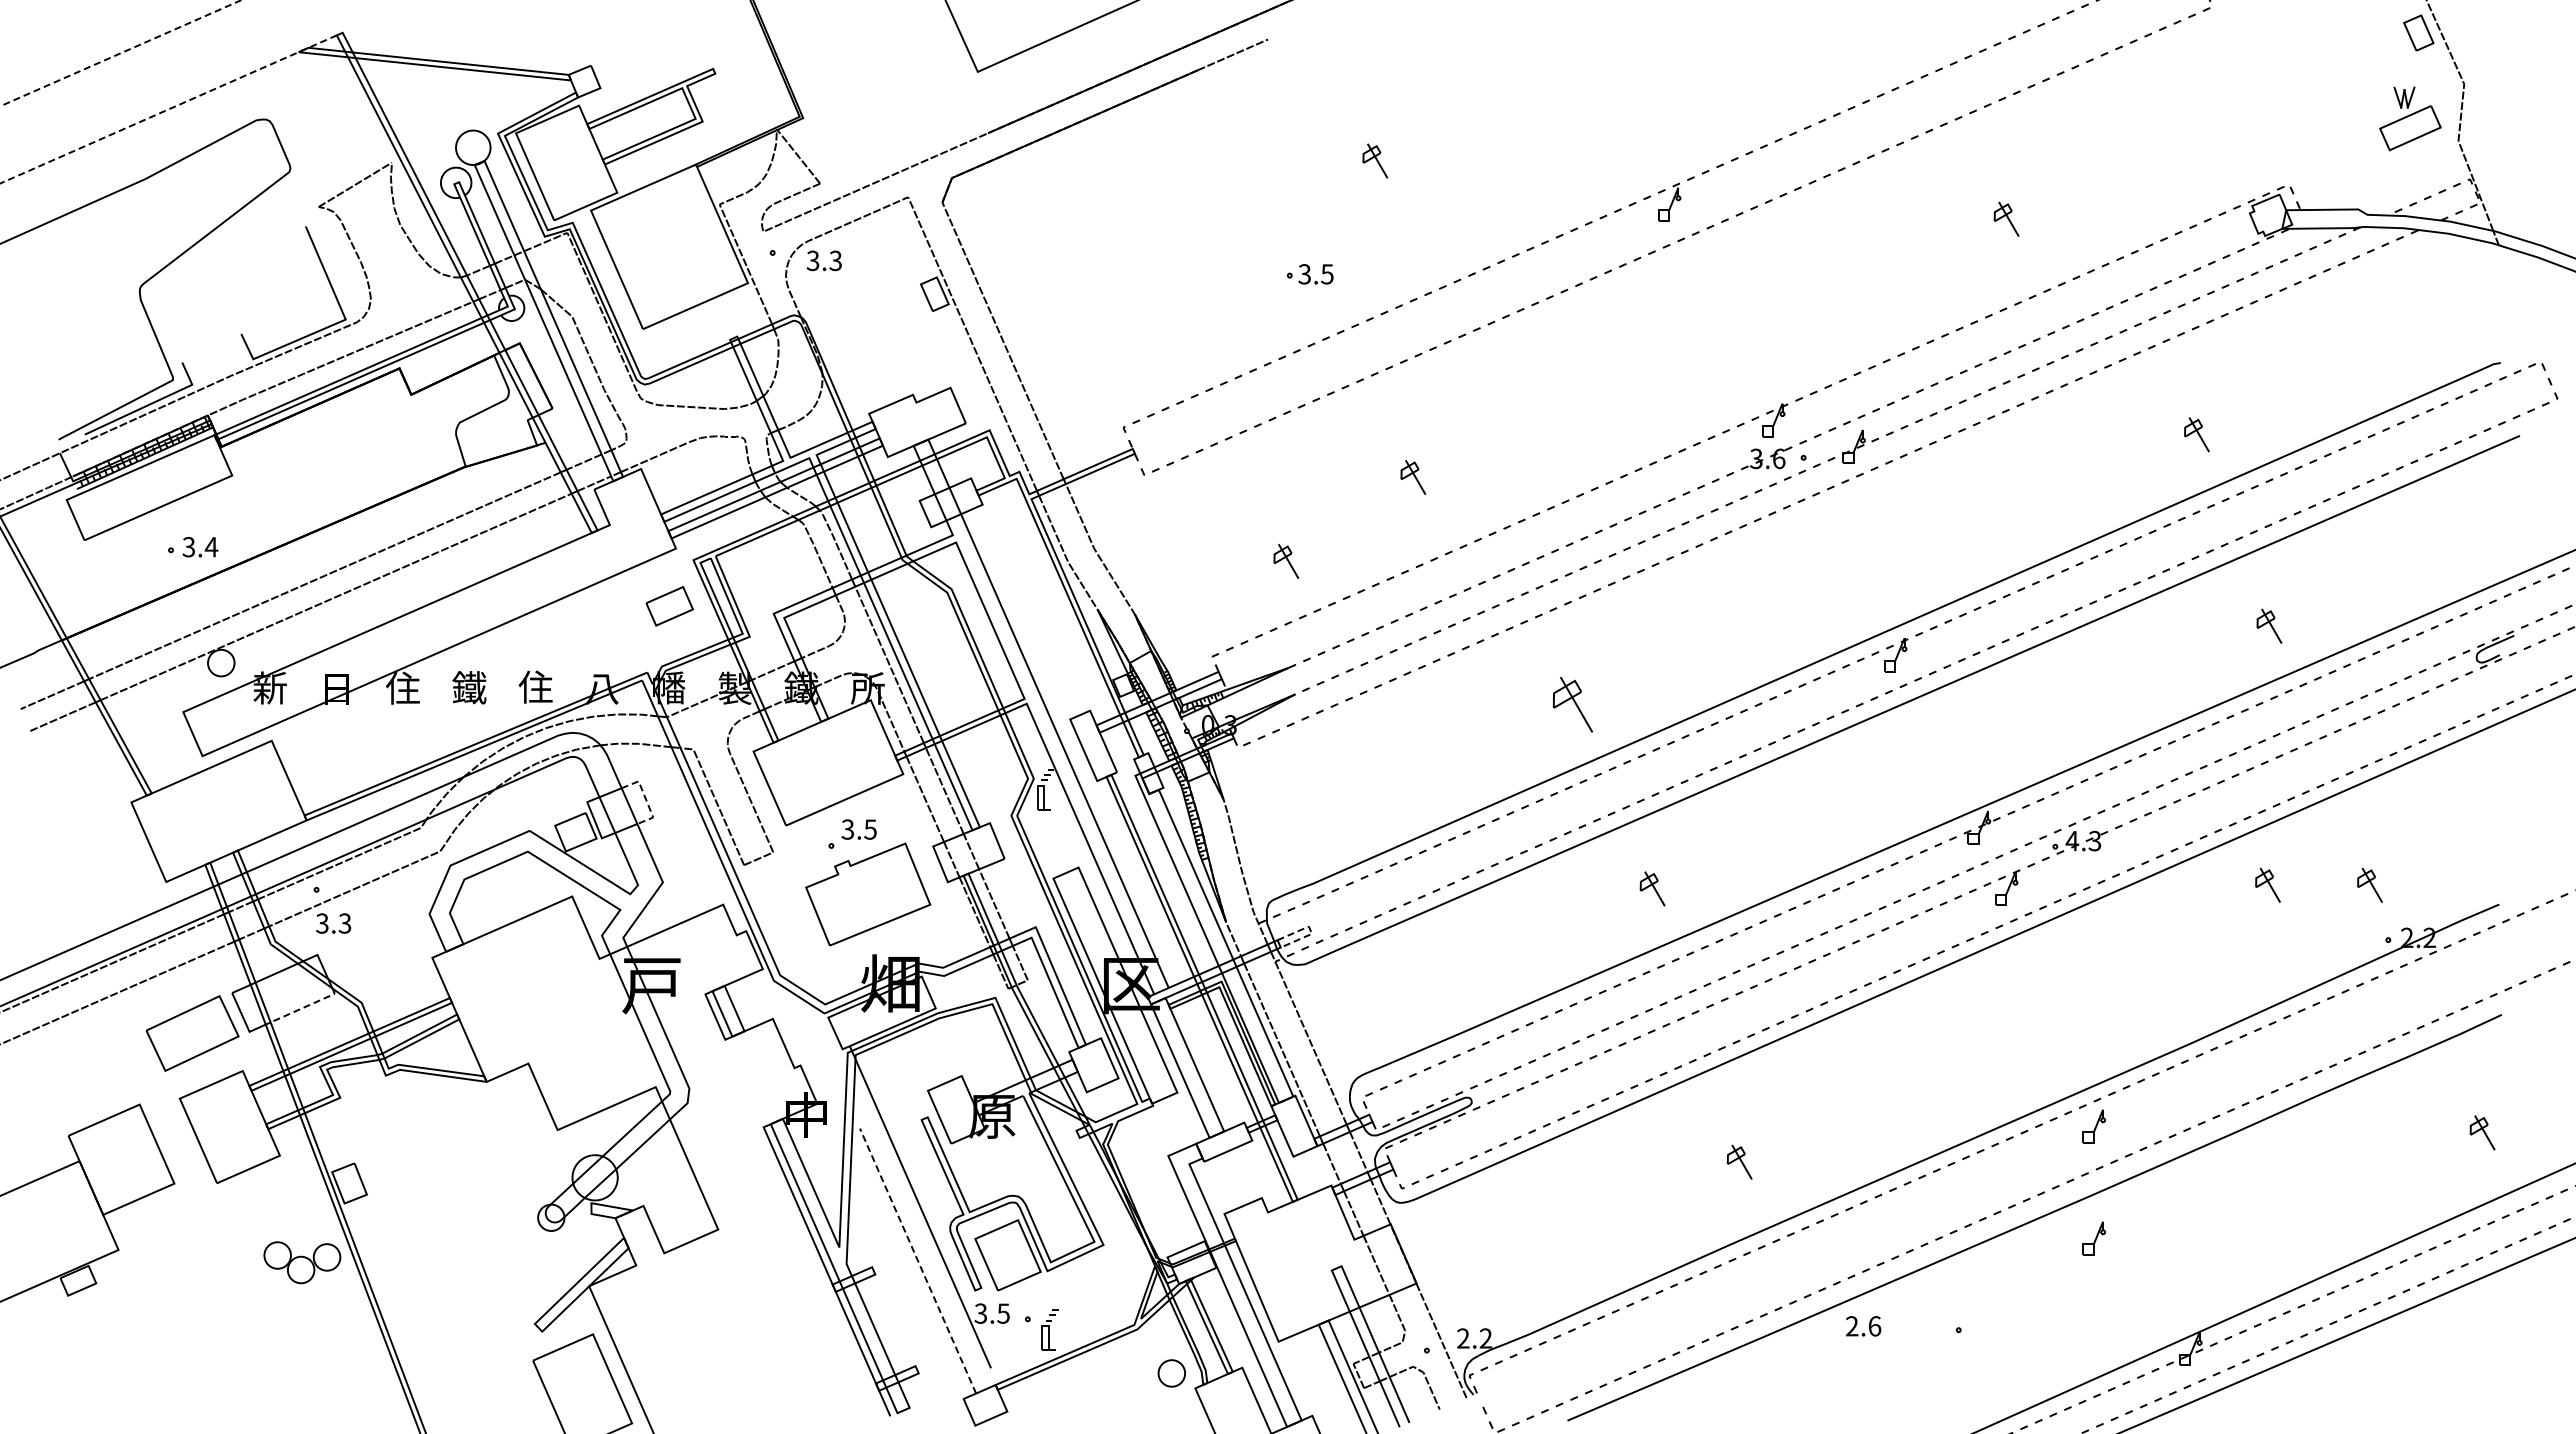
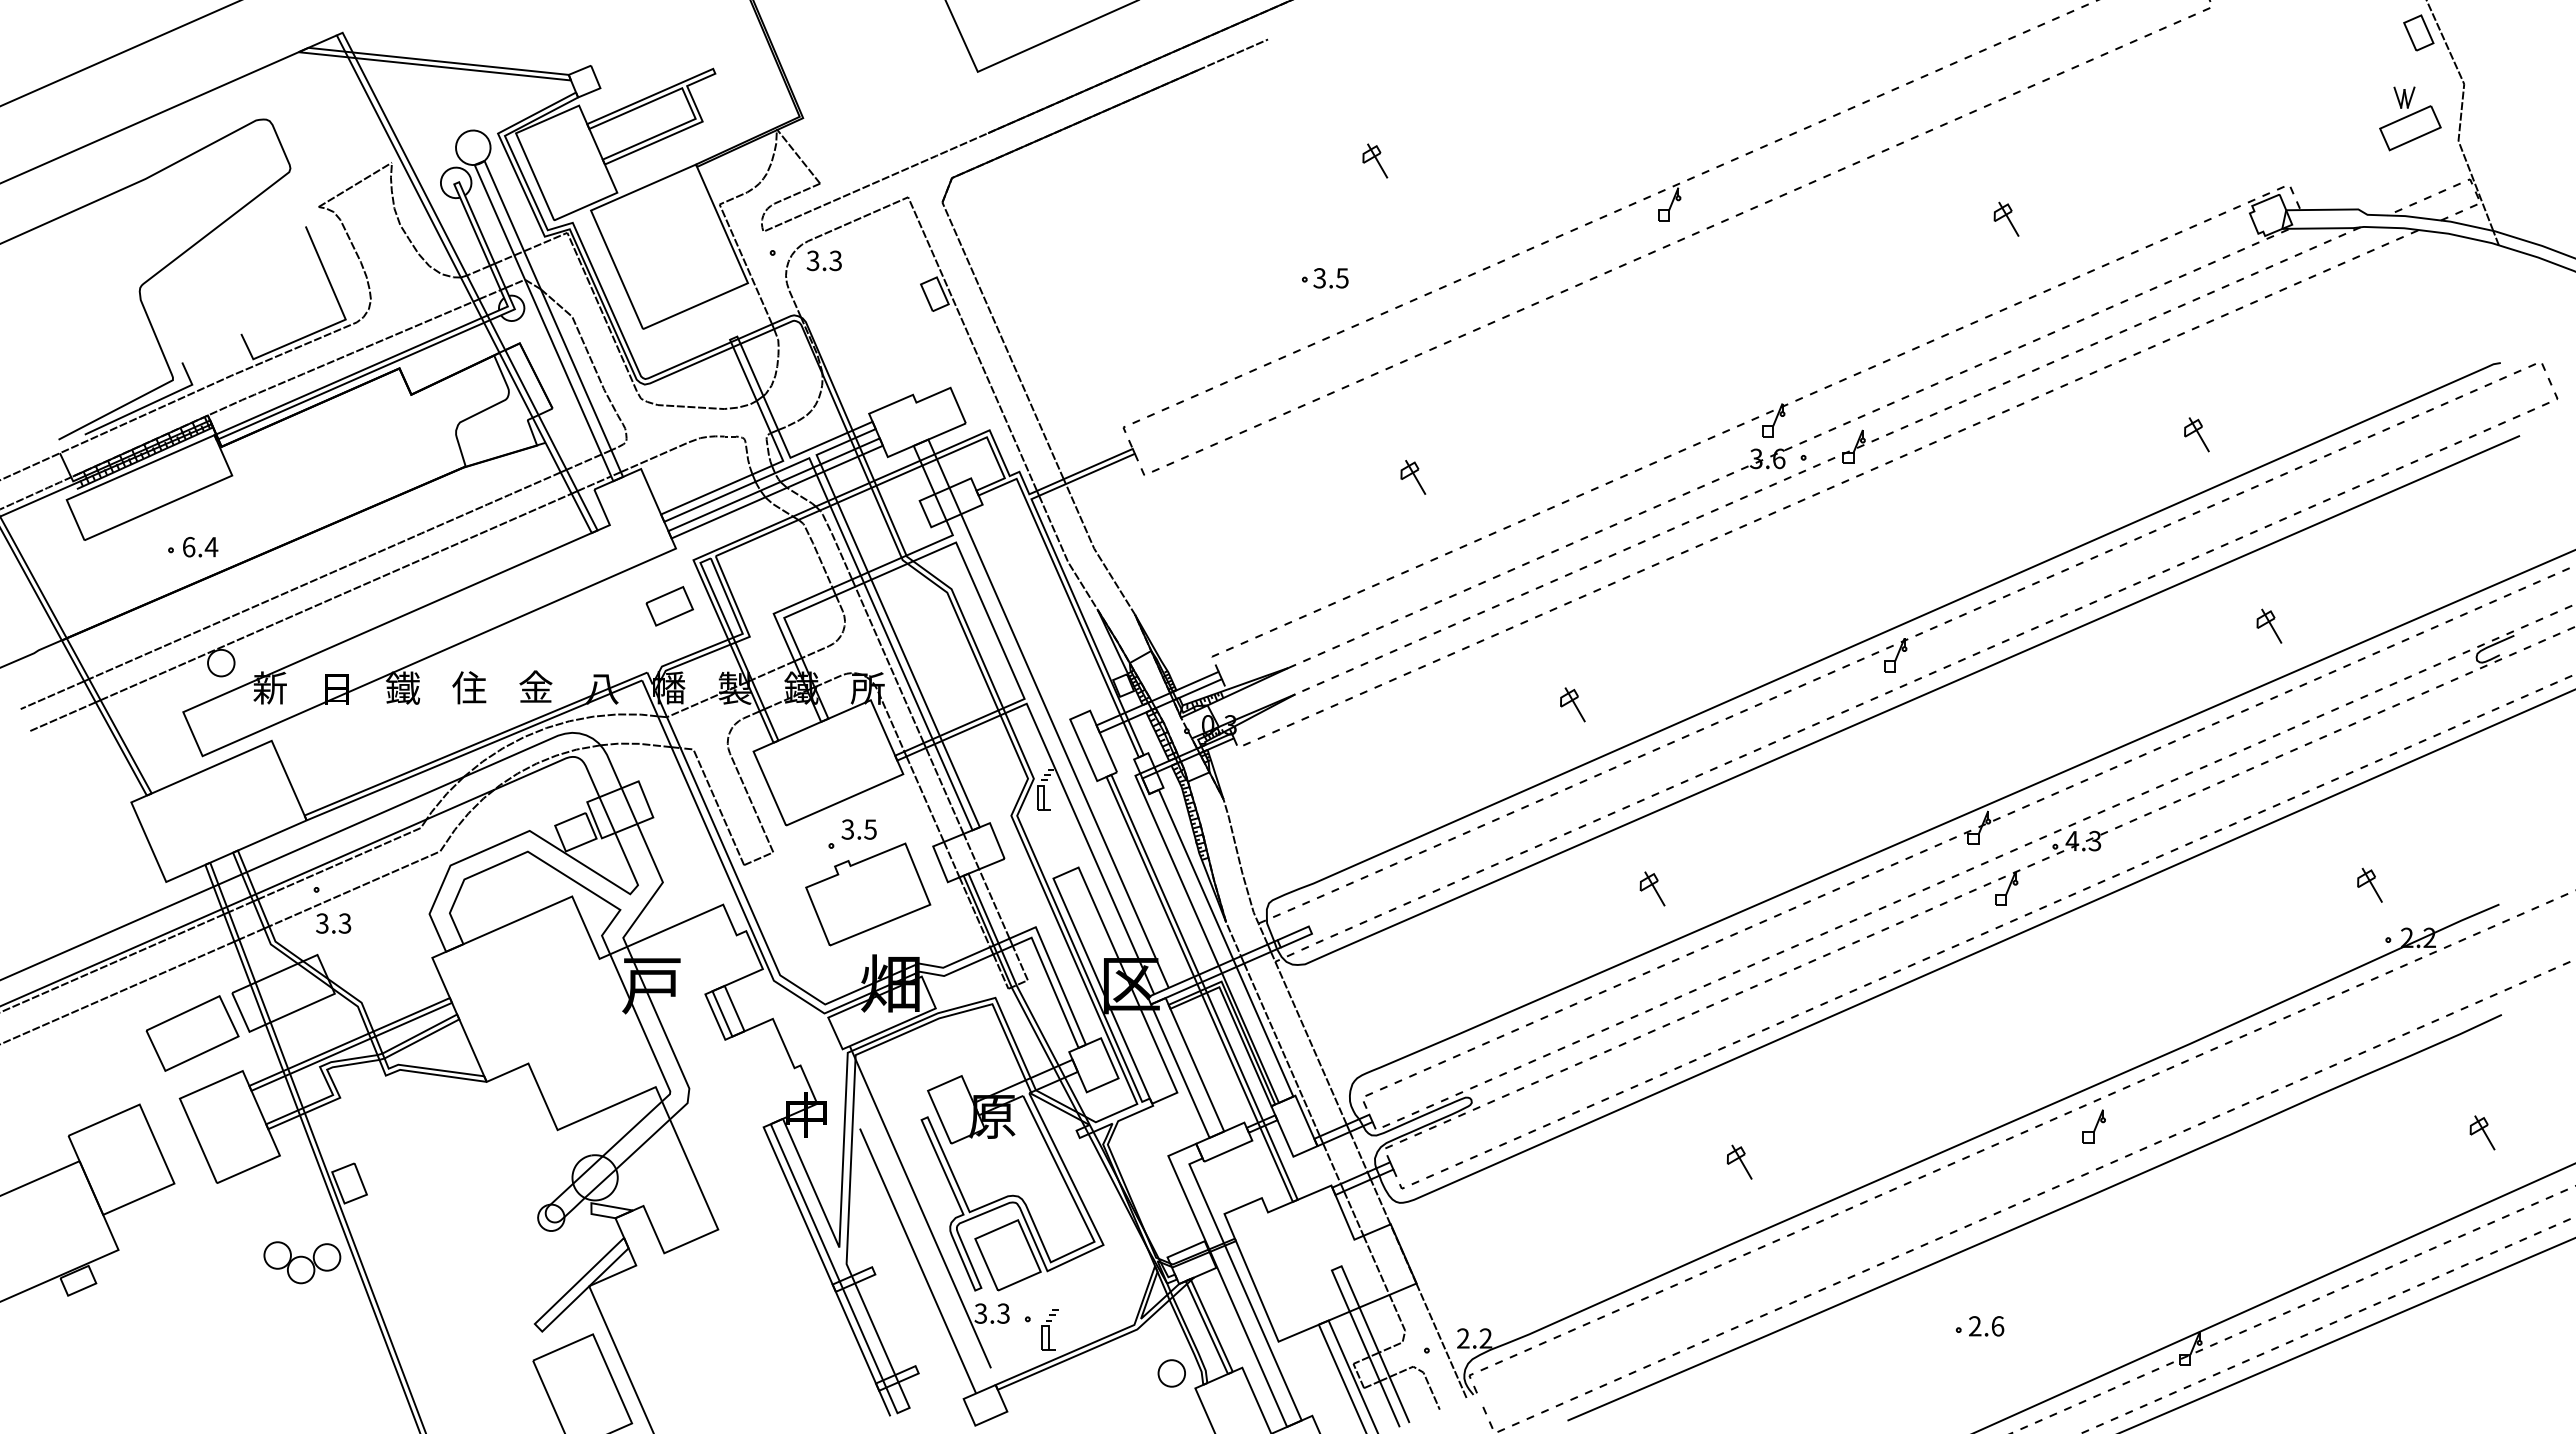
line: dashed -> solid (121, 53)
line: dashed -> solid (169, 109)
part position: (1310, 274) -> (1325, 278) (1325, 278)
text: 3.4 -> 6.4 (188, 546)
part: present -> none (1286, 561)
text: 住 -> 金 (535, 686)
text: 住 -> 鐵 (403, 687)
text: 鐵 -> 住 (469, 687)
part size: 41x57 px -> 26x36 px (1572, 704)
line: dashed -> solid (645, 799)
part: present -> none (2267, 885)
line: dashed -> solid (1310, 930)
line: dashed -> solid (305, 1006)
part: present -> none (2093, 1238)
line: dashed -> solid (918, 1261)
text: 3.5 -> 3.3 (1003, 1313)
text position: (1863, 1326) -> (1986, 1326) (1986, 1326)
